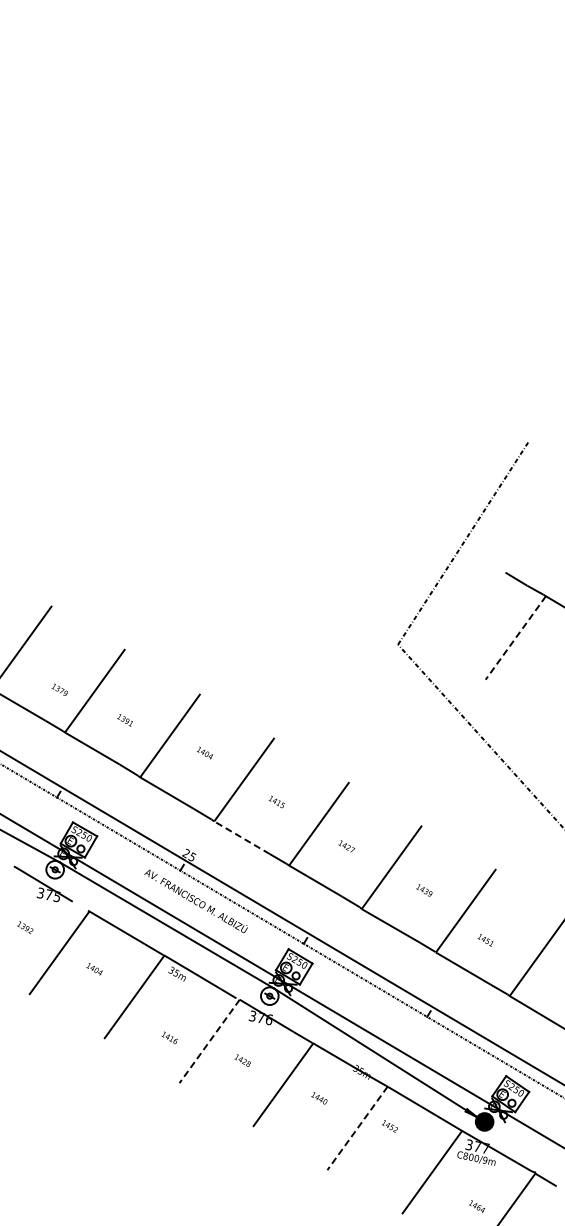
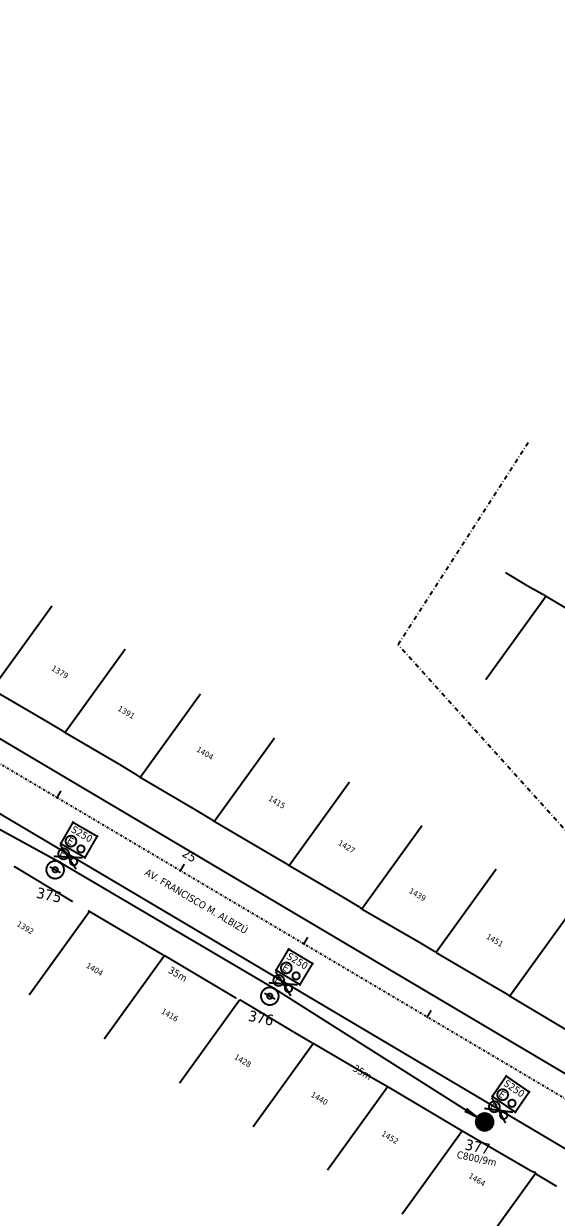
line: dashed -> solid (515, 638)
text position: (59, 689) -> (59, 671) (59, 671)
text position: (124, 720) -> (125, 712) (125, 712)
line: dashed -> solid (241, 837)
text position: (424, 890) -> (417, 894) (417, 894)
line position: (281, 917) -> (281, 905) (281, 905)
text position: (485, 940) -> (494, 940) (494, 940)
text position: (169, 1037) -> (169, 1014) (169, 1014)
line: dashed -> solid (209, 1041)
text position: (389, 1126) -> (389, 1137) (389, 1137)
line: dashed -> solid (357, 1128)
text position: (477, 1206) -> (477, 1179) (477, 1179)
